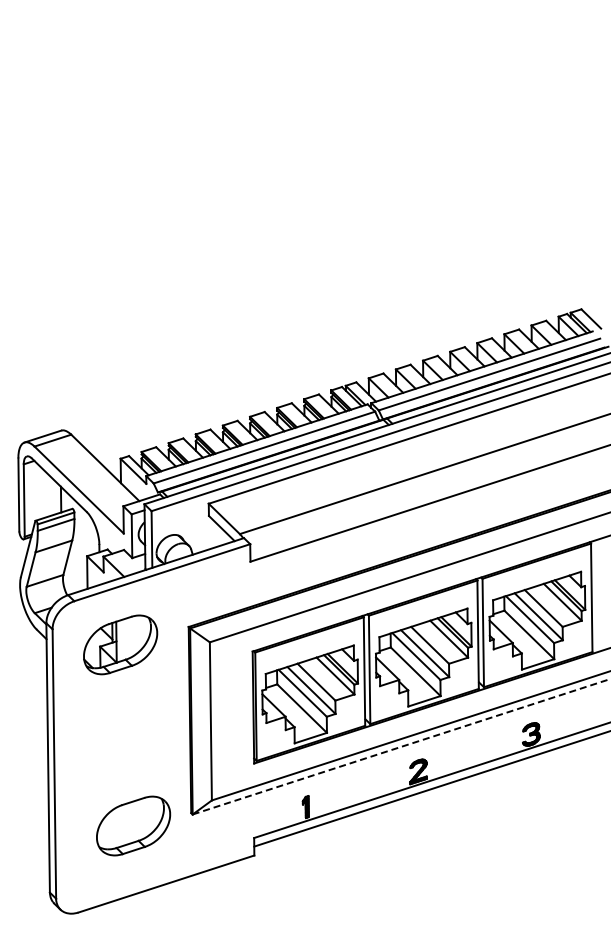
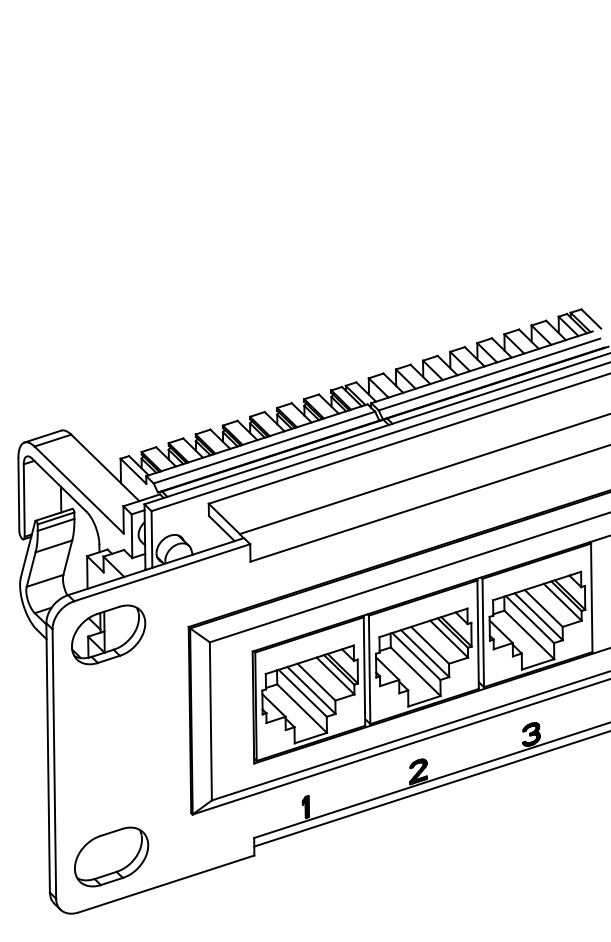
part position: (120, 644) -> (108, 634) (108, 634)
line: dashed -> solid (401, 746)
part position: (133, 825) -> (111, 856) (111, 856)
